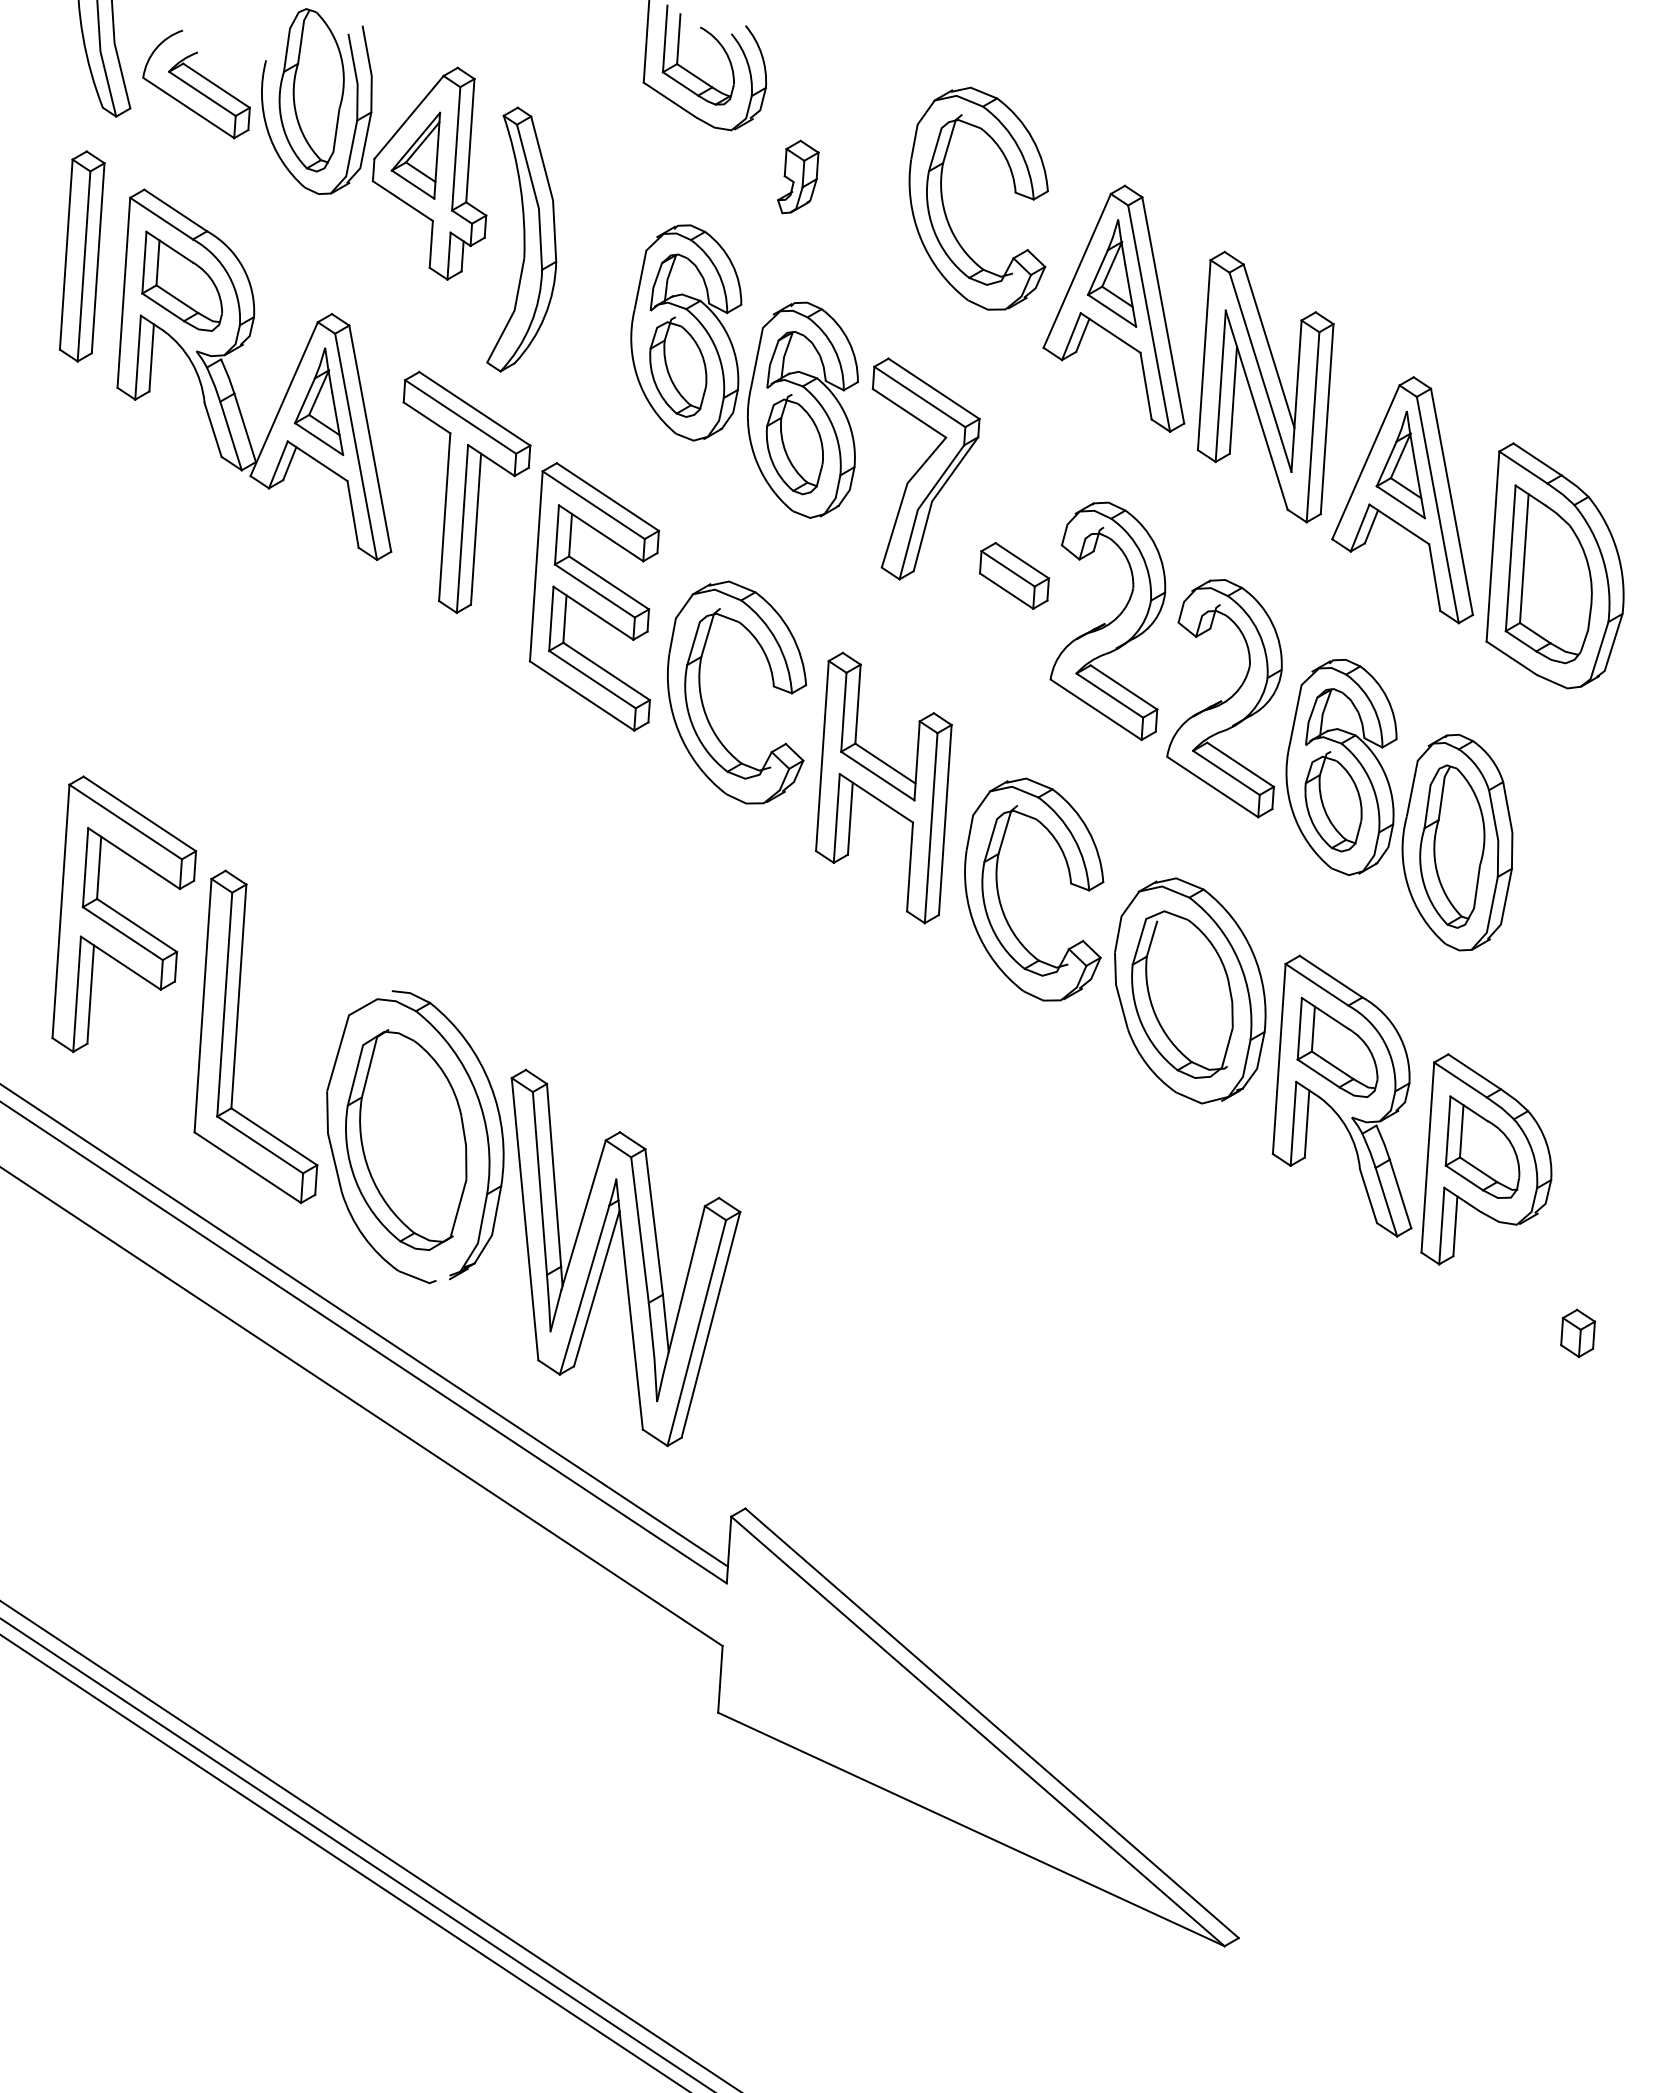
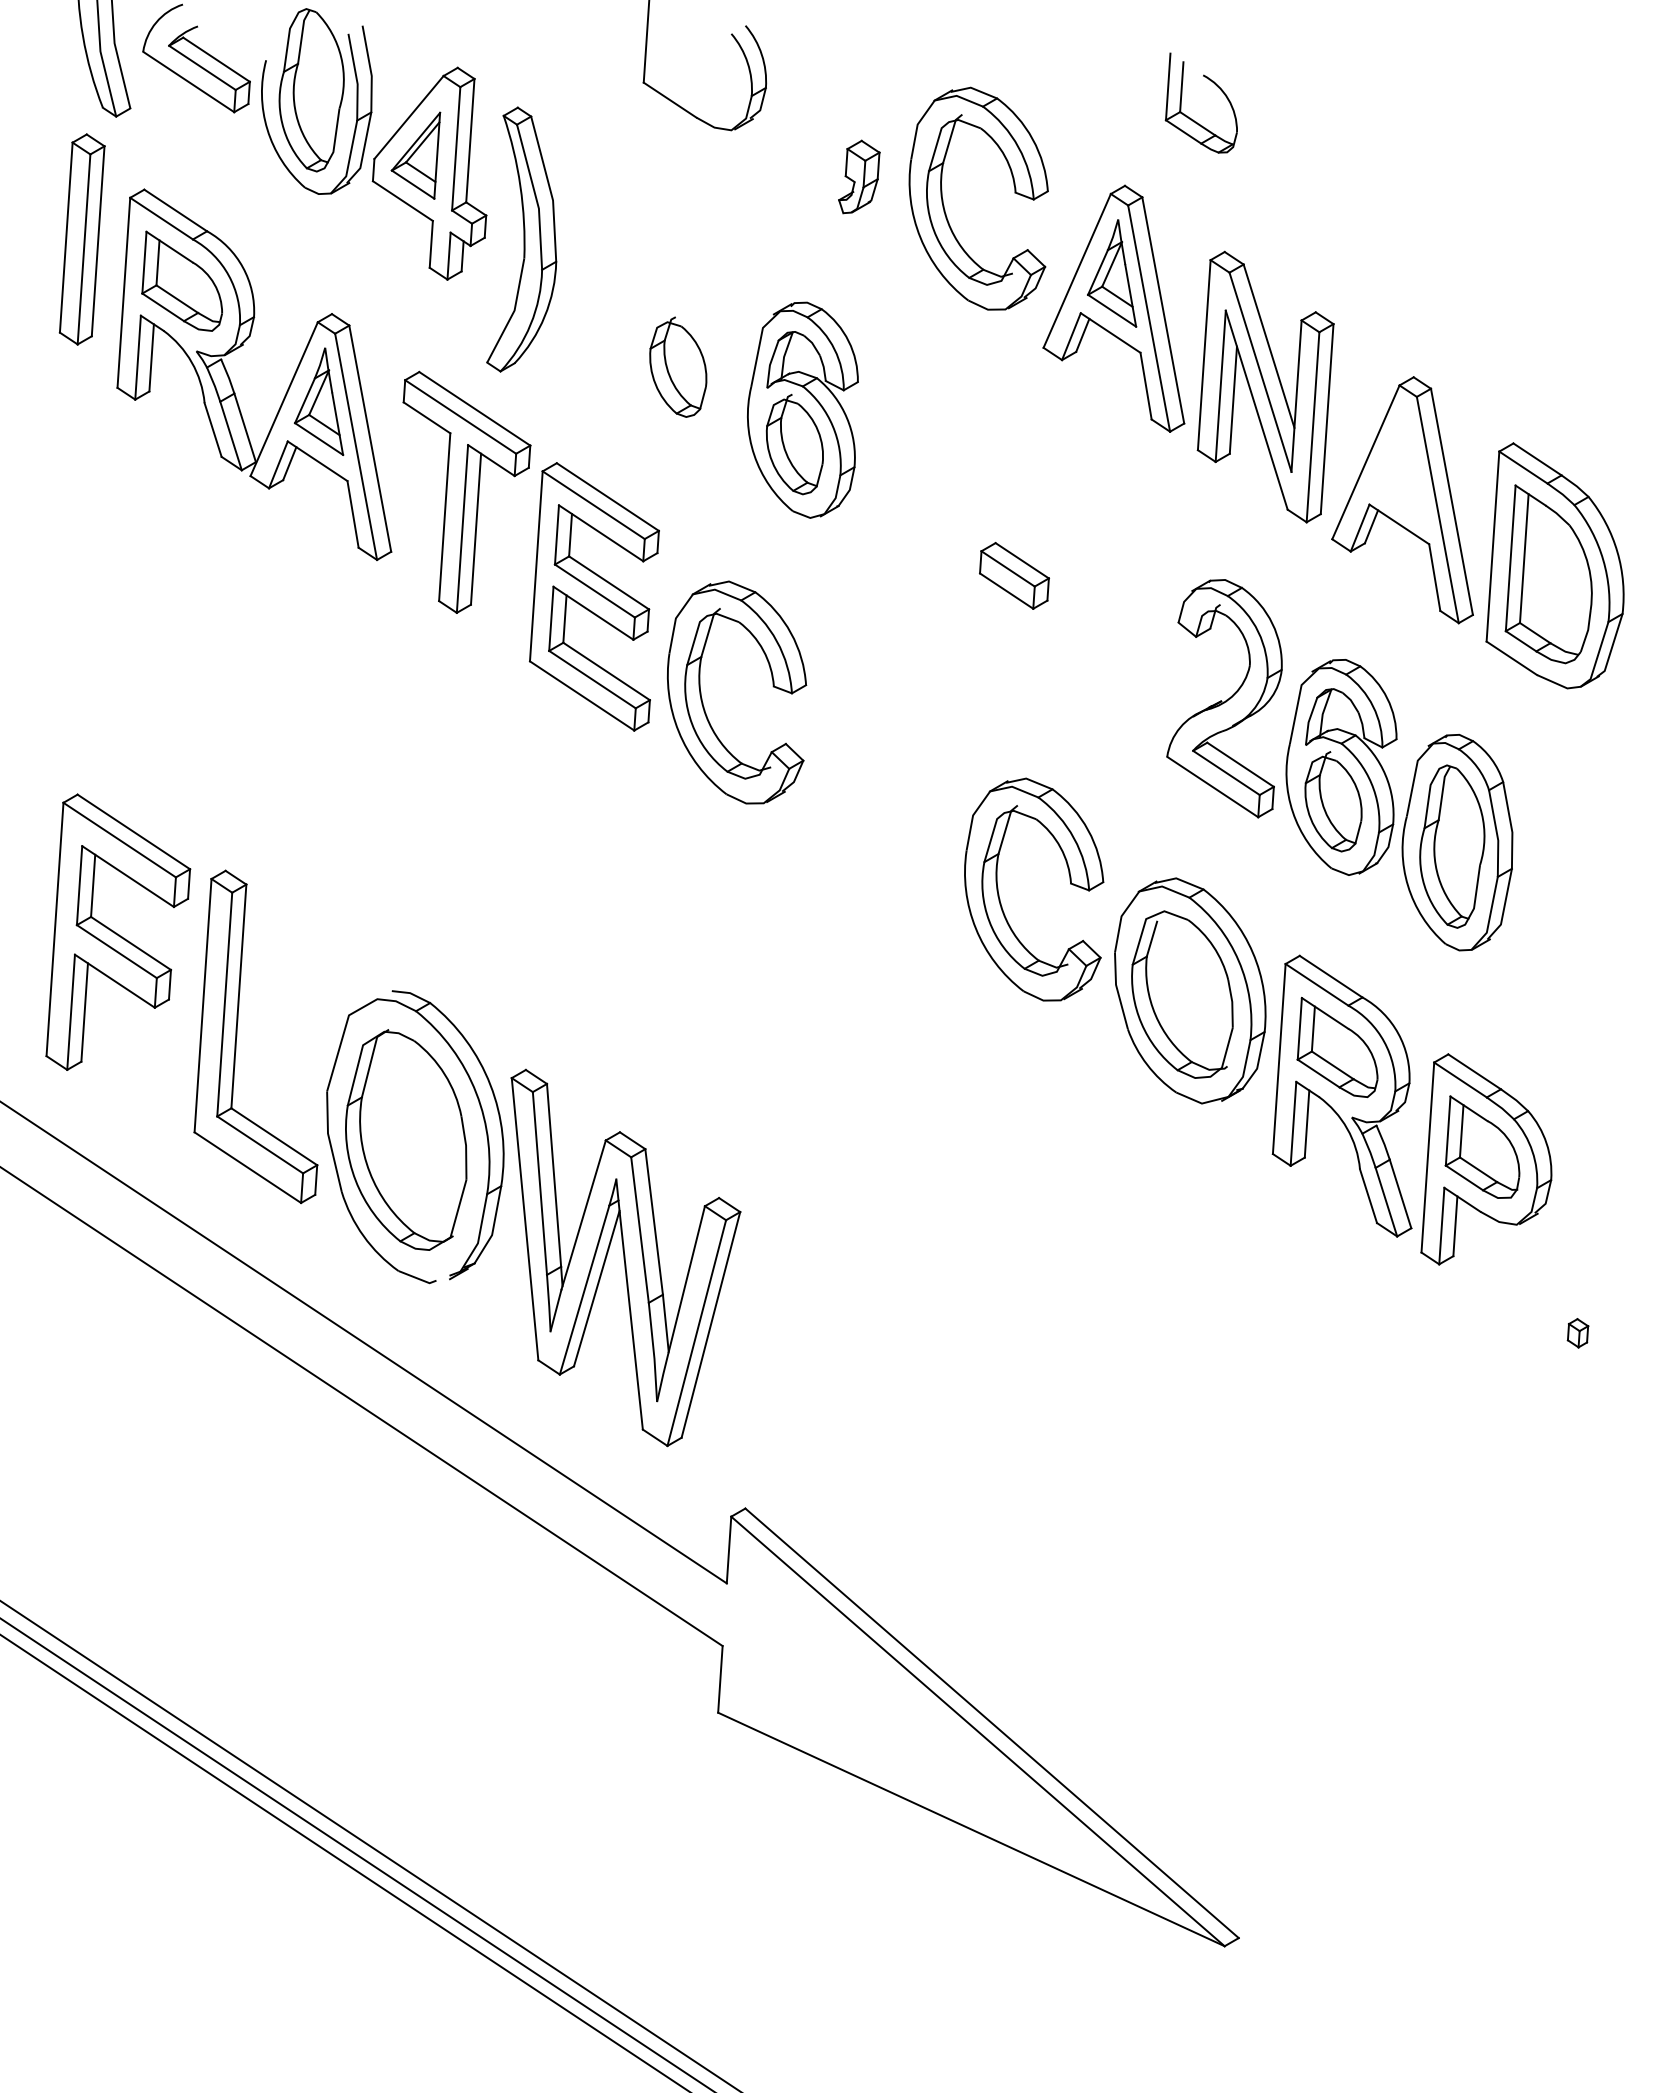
part position: (687, 69) -> (1190, 117) (1190, 117)
part position: (196, 84) -> (196, 58) (196, 58)
part position: (798, 176) -> (859, 176) (859, 176)
part position: (81, 256) -> (81, 239) (81, 239)
part: present -> none (686, 332)
part: present -> none (1400, 464)
part: present -> none (925, 468)
part: present -> none (1107, 621)
part: present -> none (883, 787)
part position: (124, 913) -> (118, 931) (118, 931)
line: present -> none (364, 1325)
part size: 36x50 px -> 24x31 px (1577, 1333)
